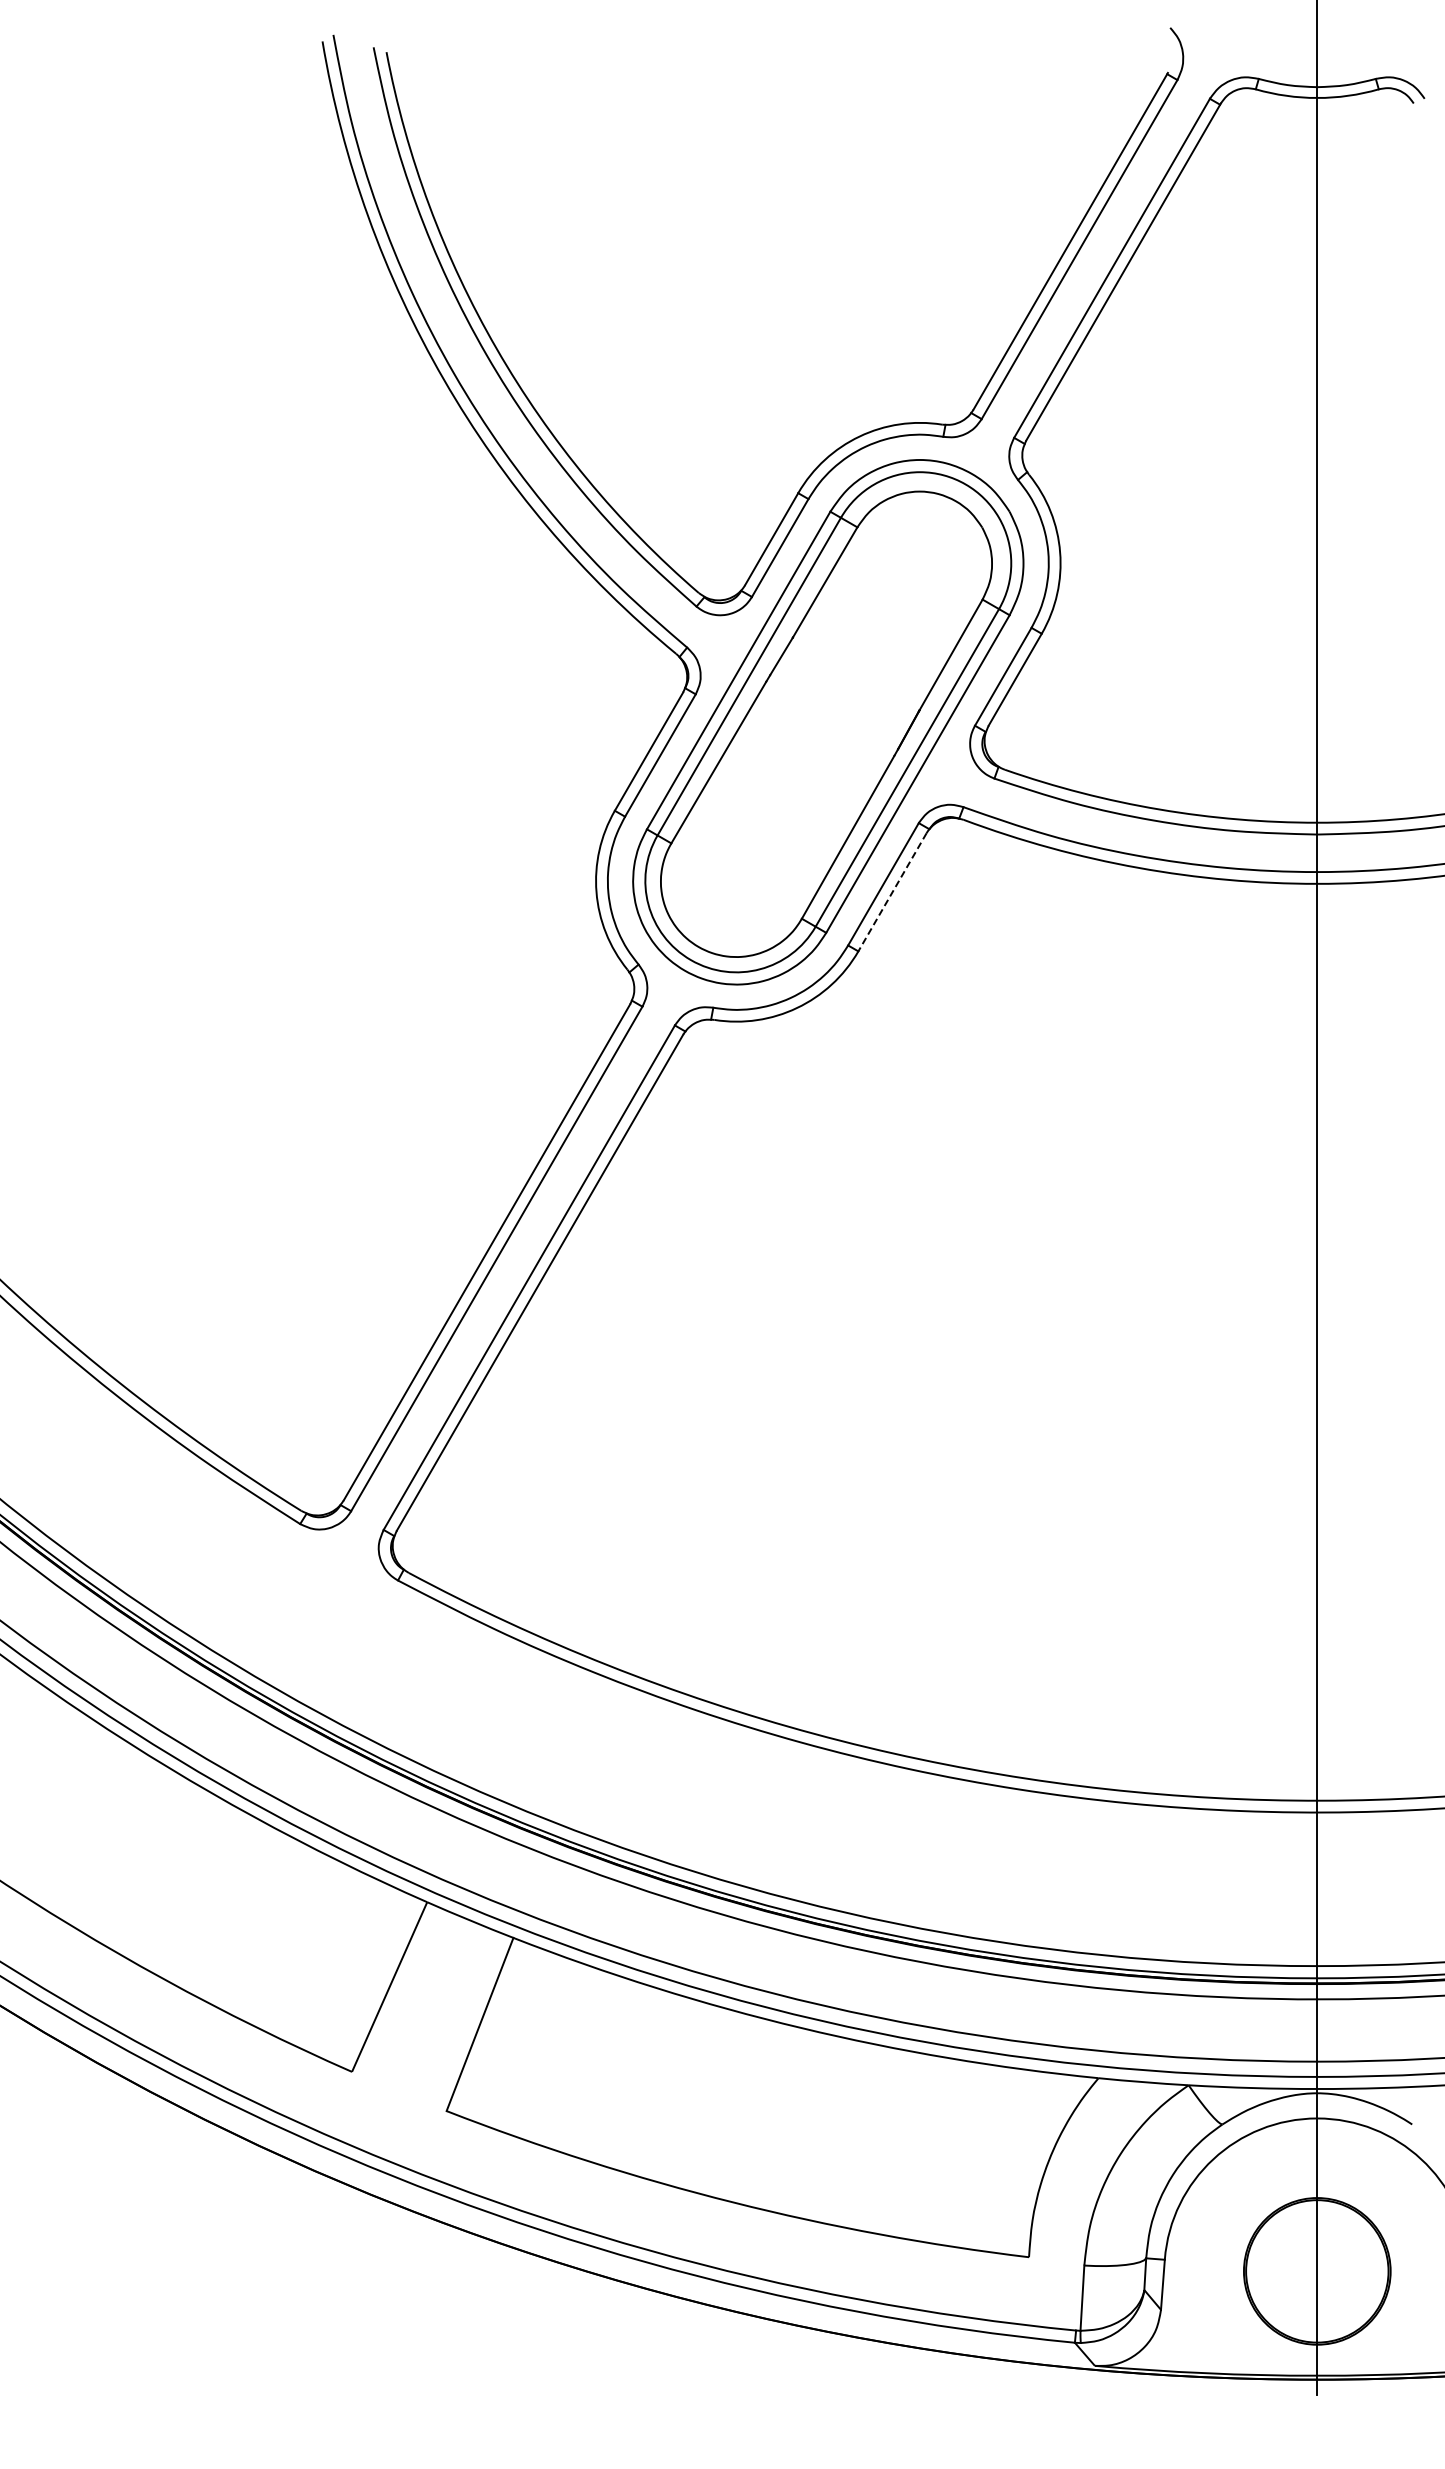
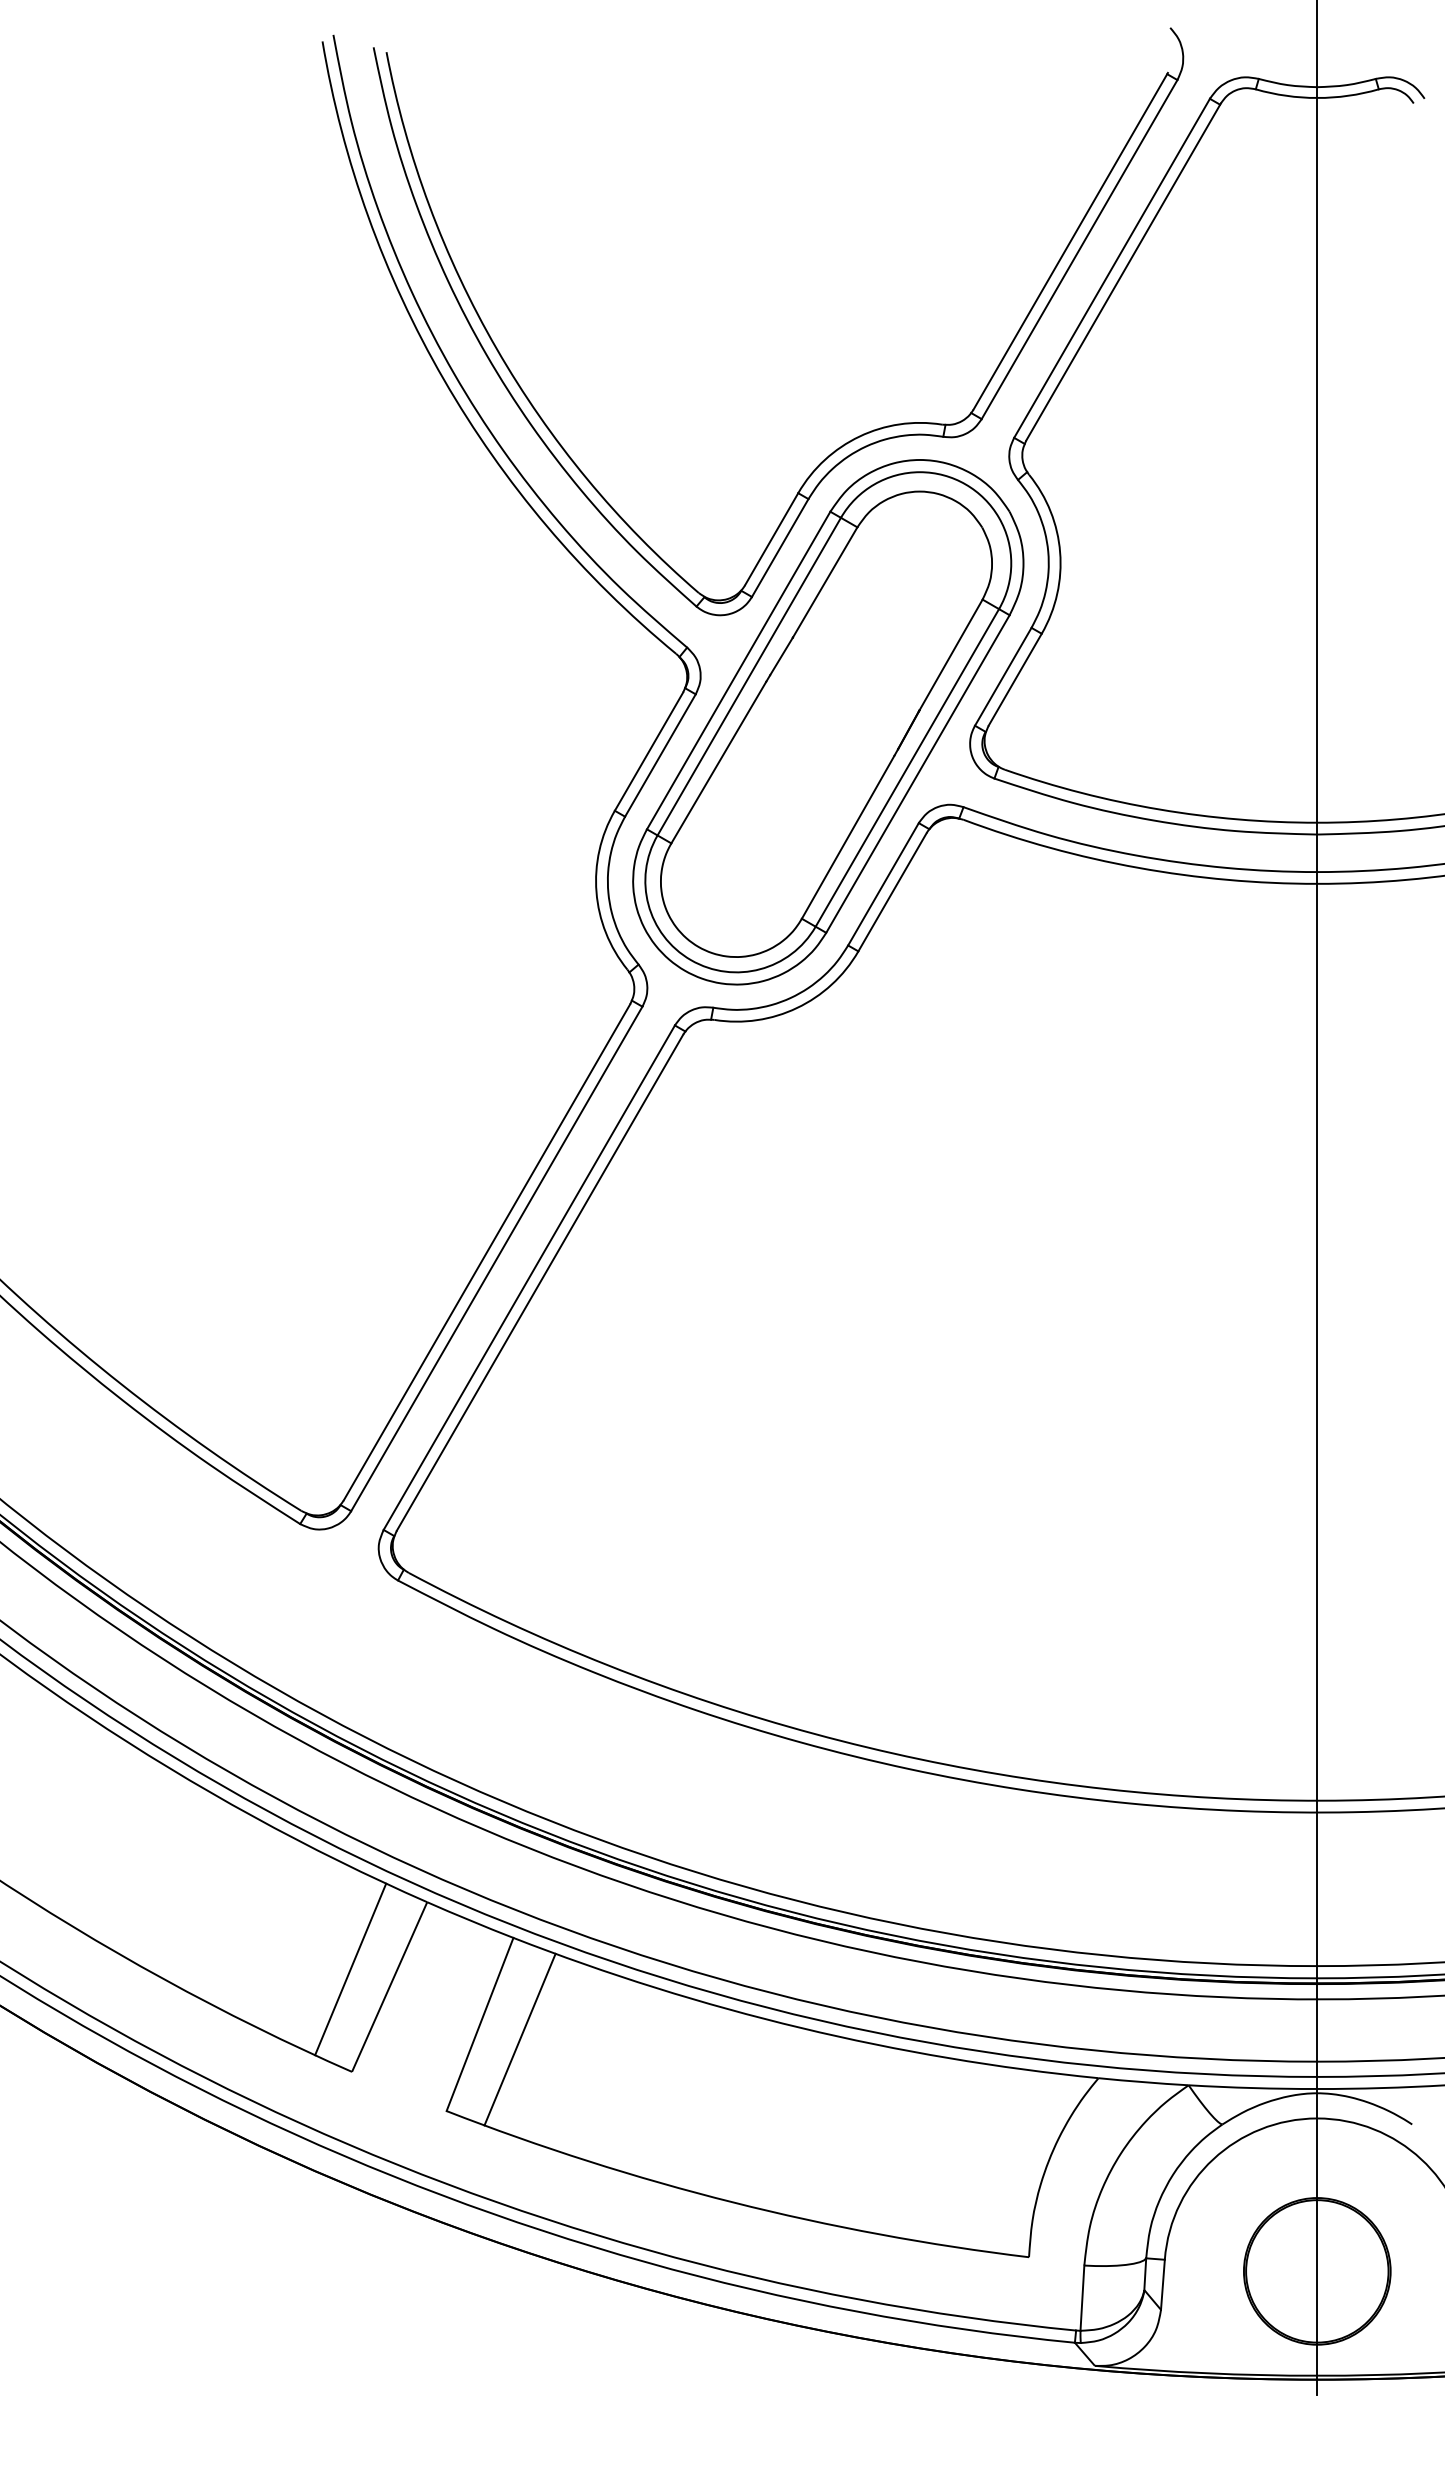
line: dashed -> solid (892, 892)
line: none -> present (350, 1969)
line: none -> present (519, 2039)
